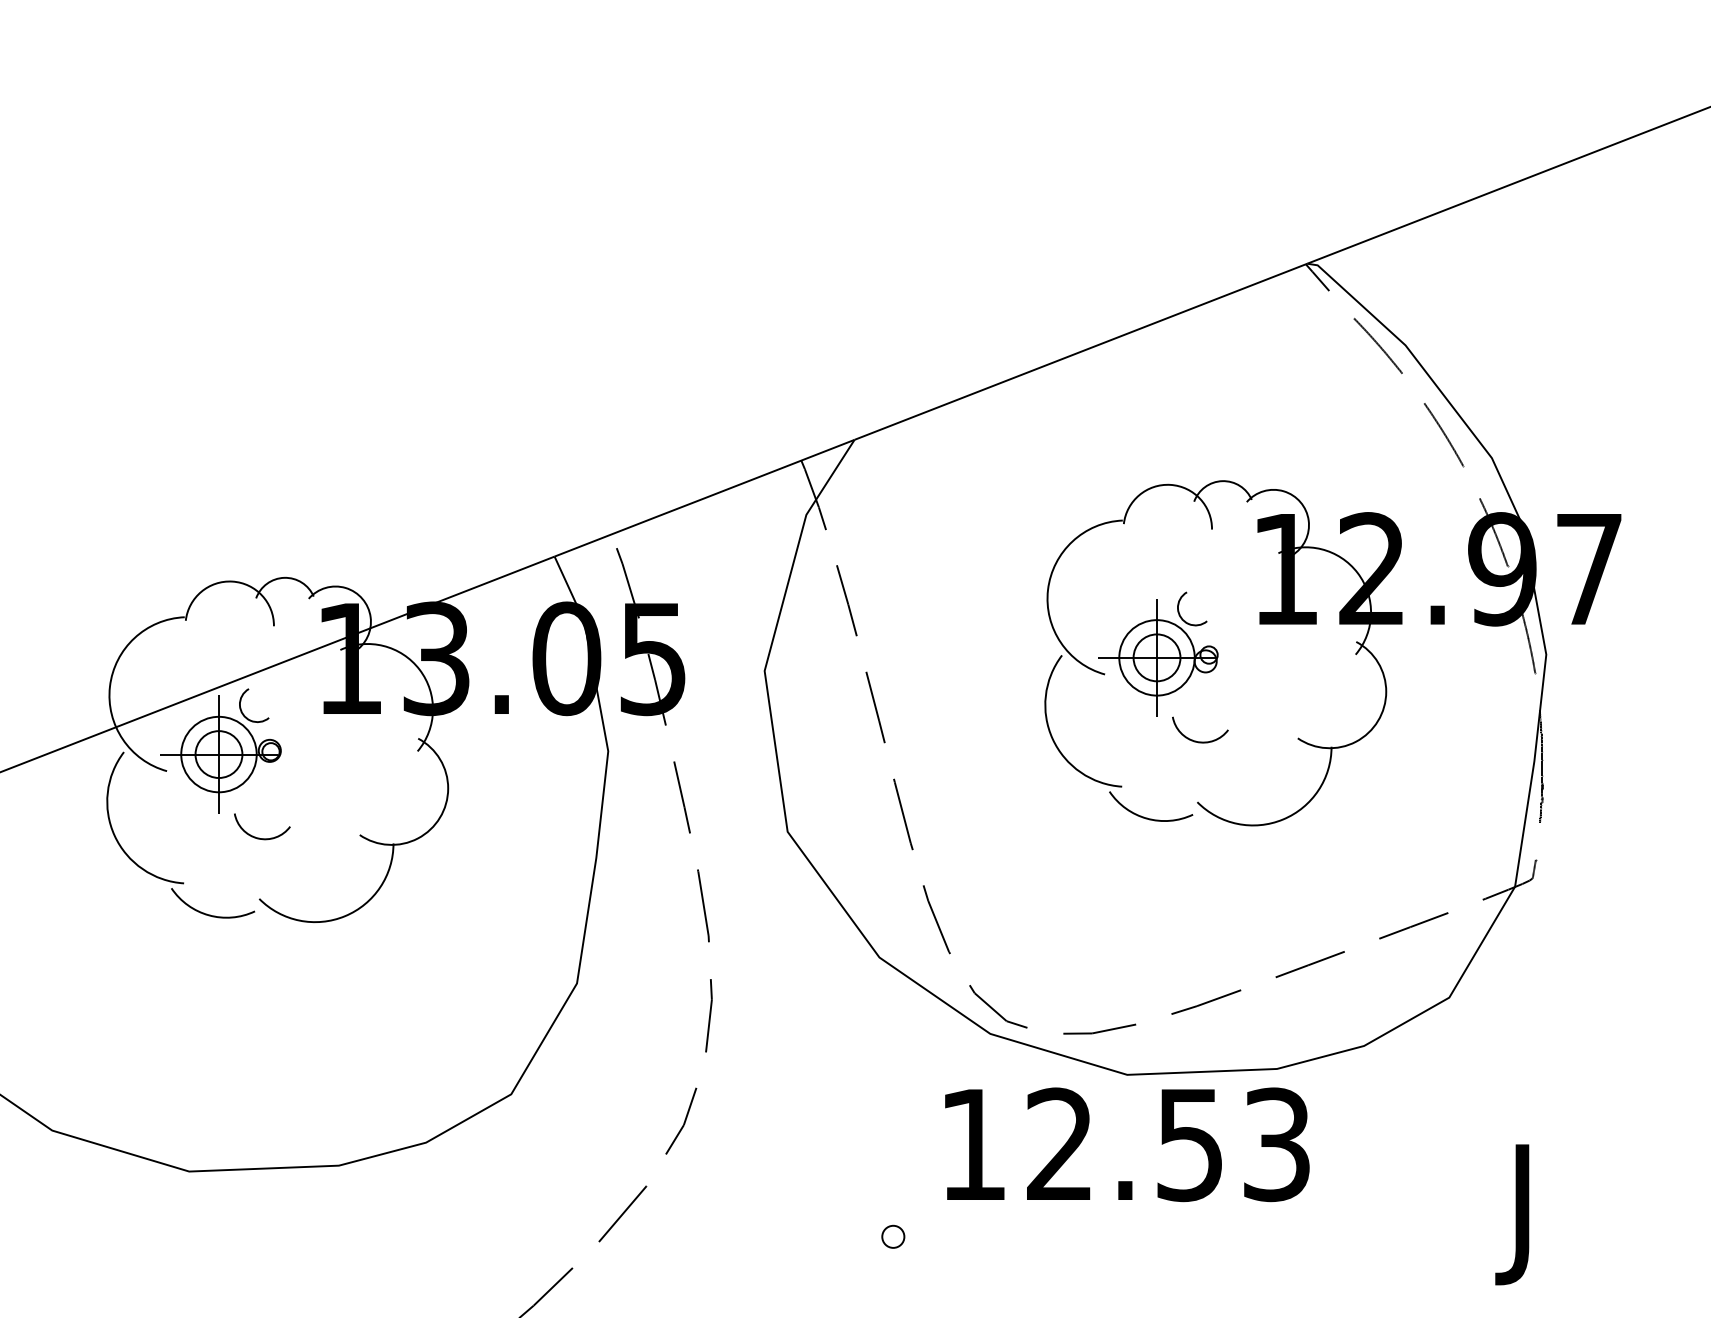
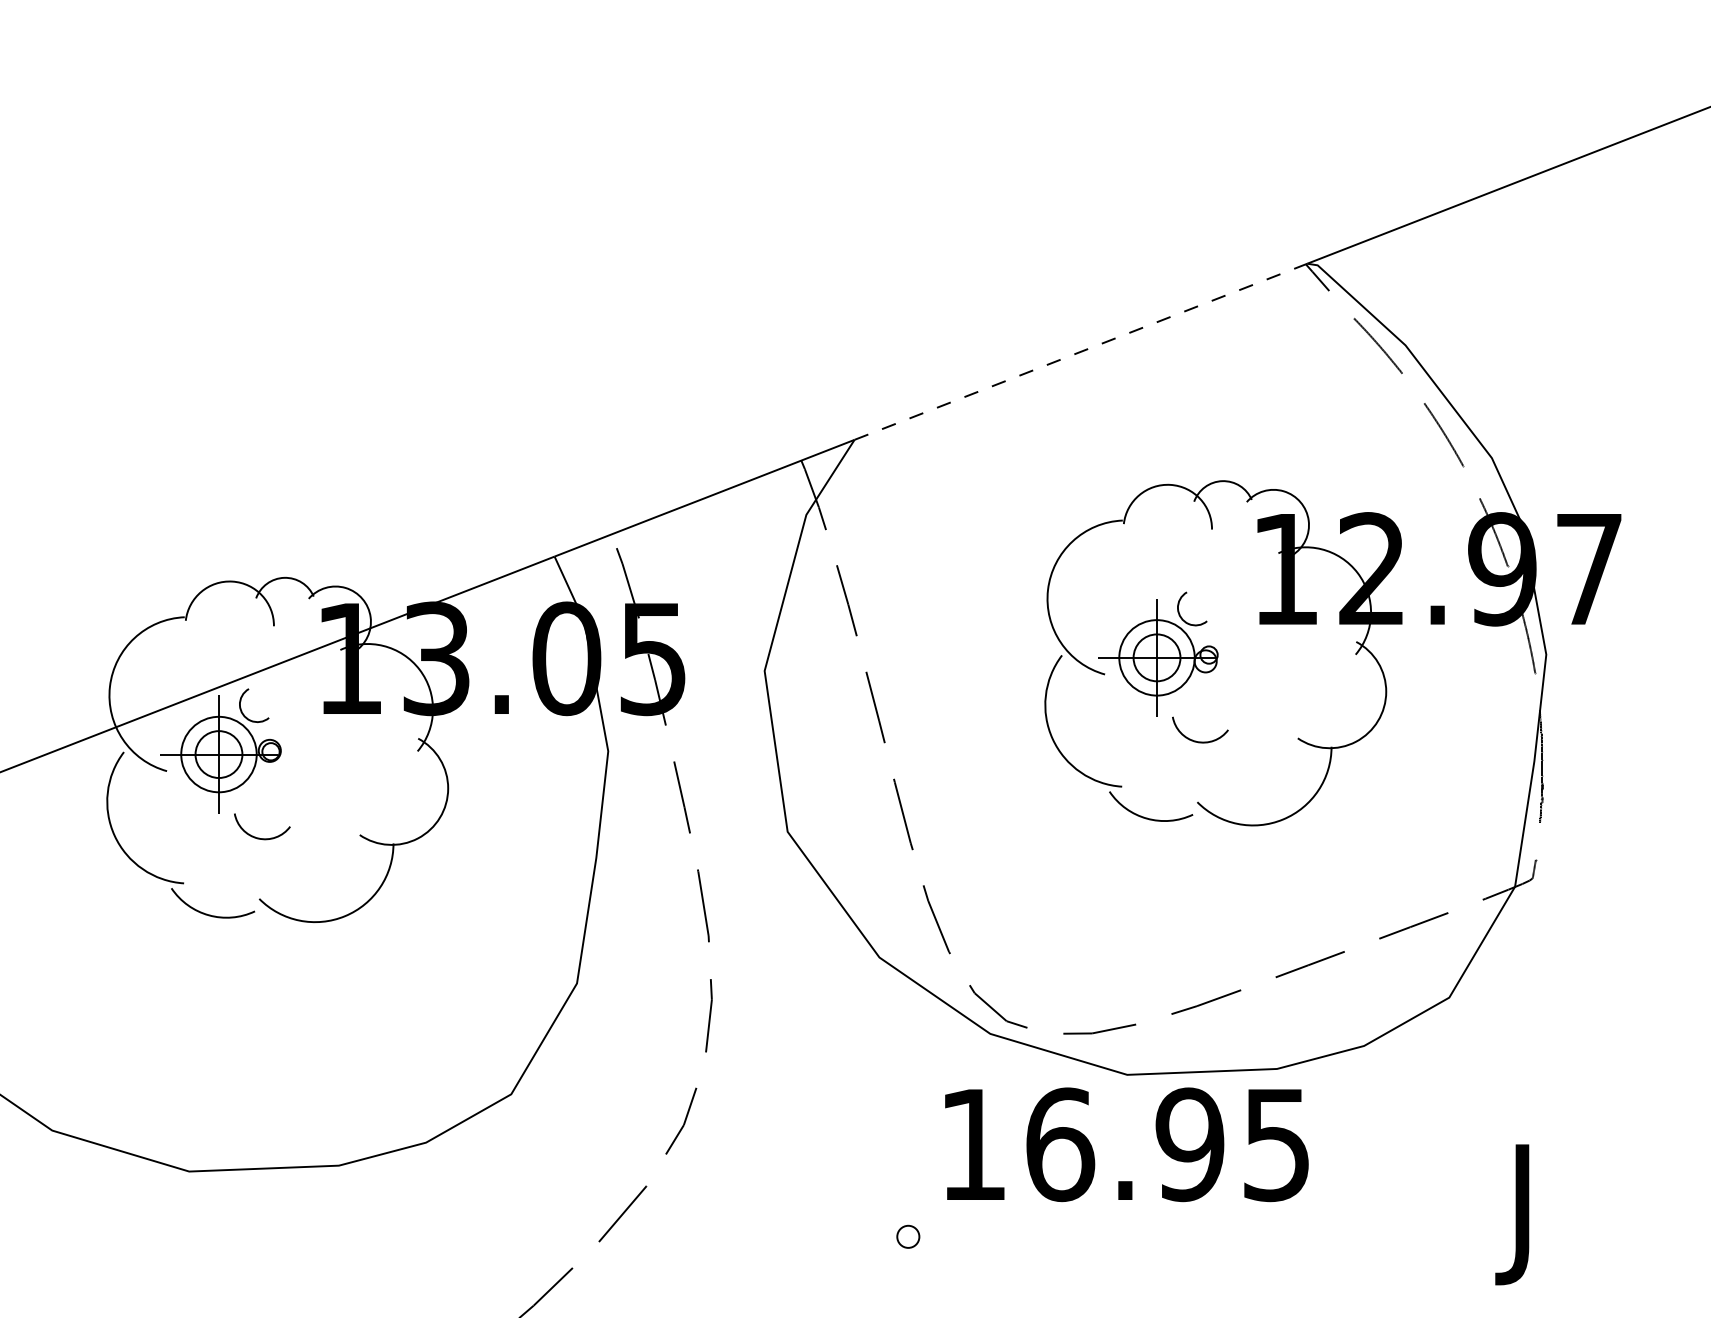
line: solid -> dashed (1080, 351)
text: 12.53 -> 16.95 (1167, 1144)
part position: (893, 1236) -> (908, 1236) (908, 1236)
